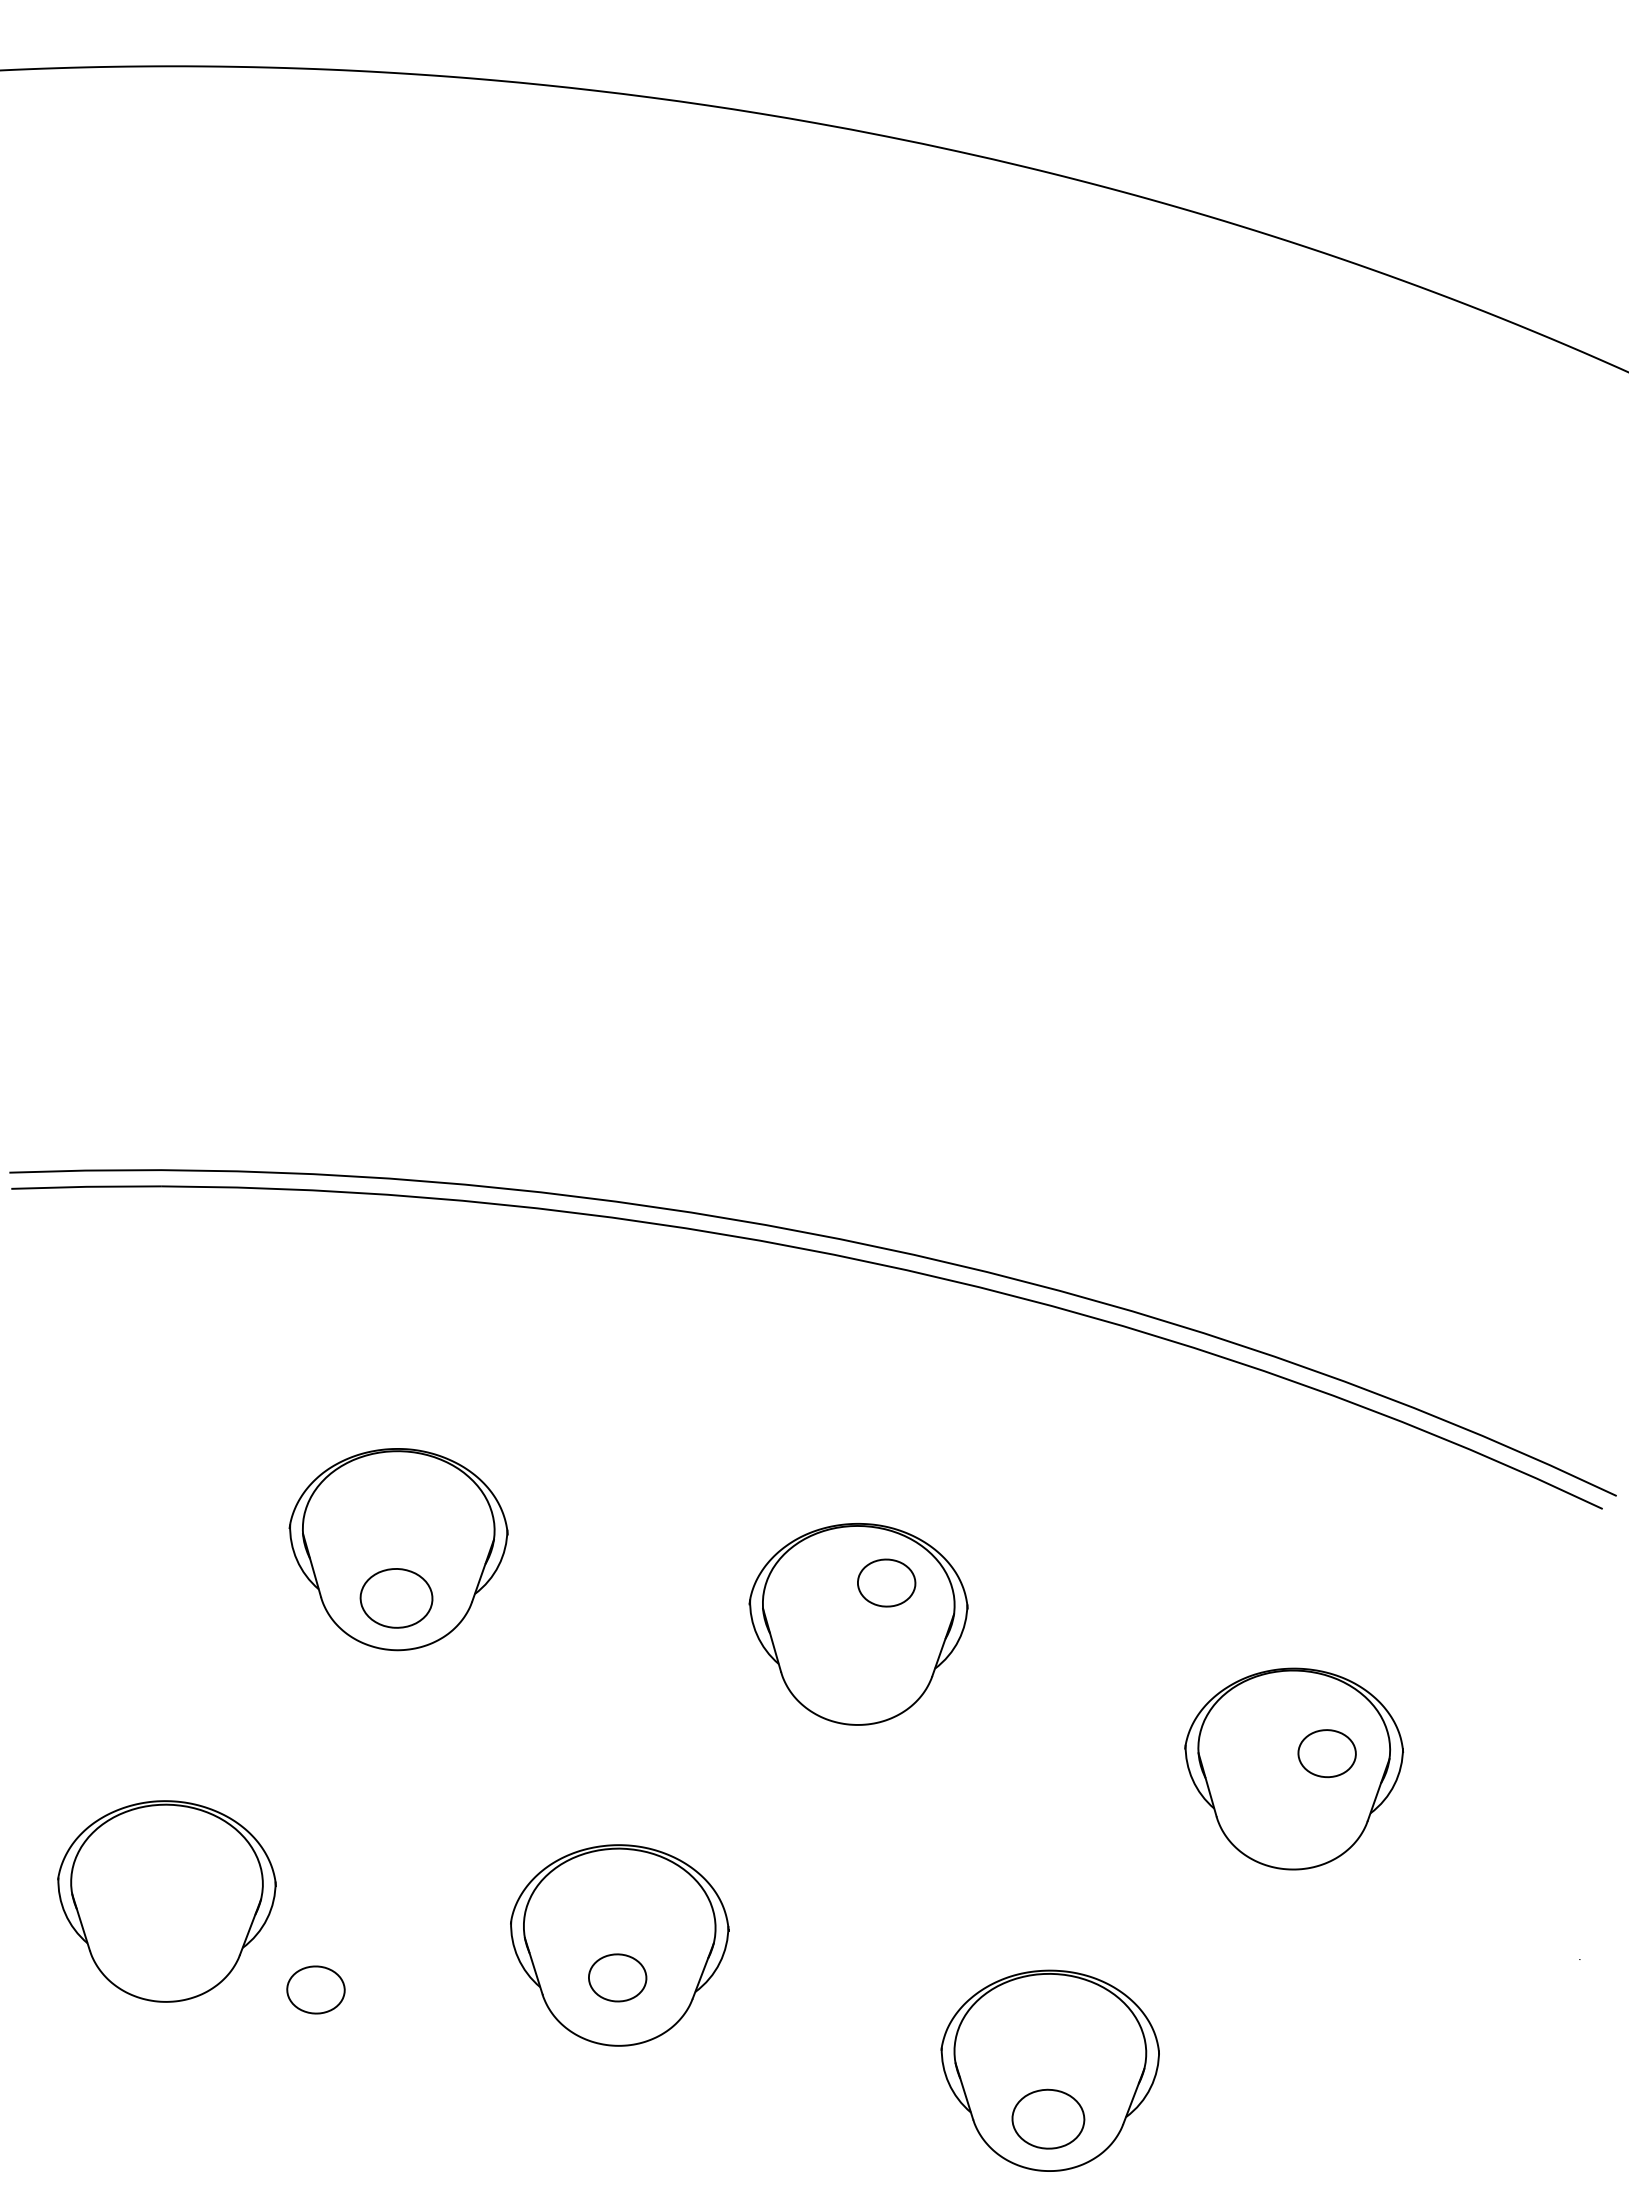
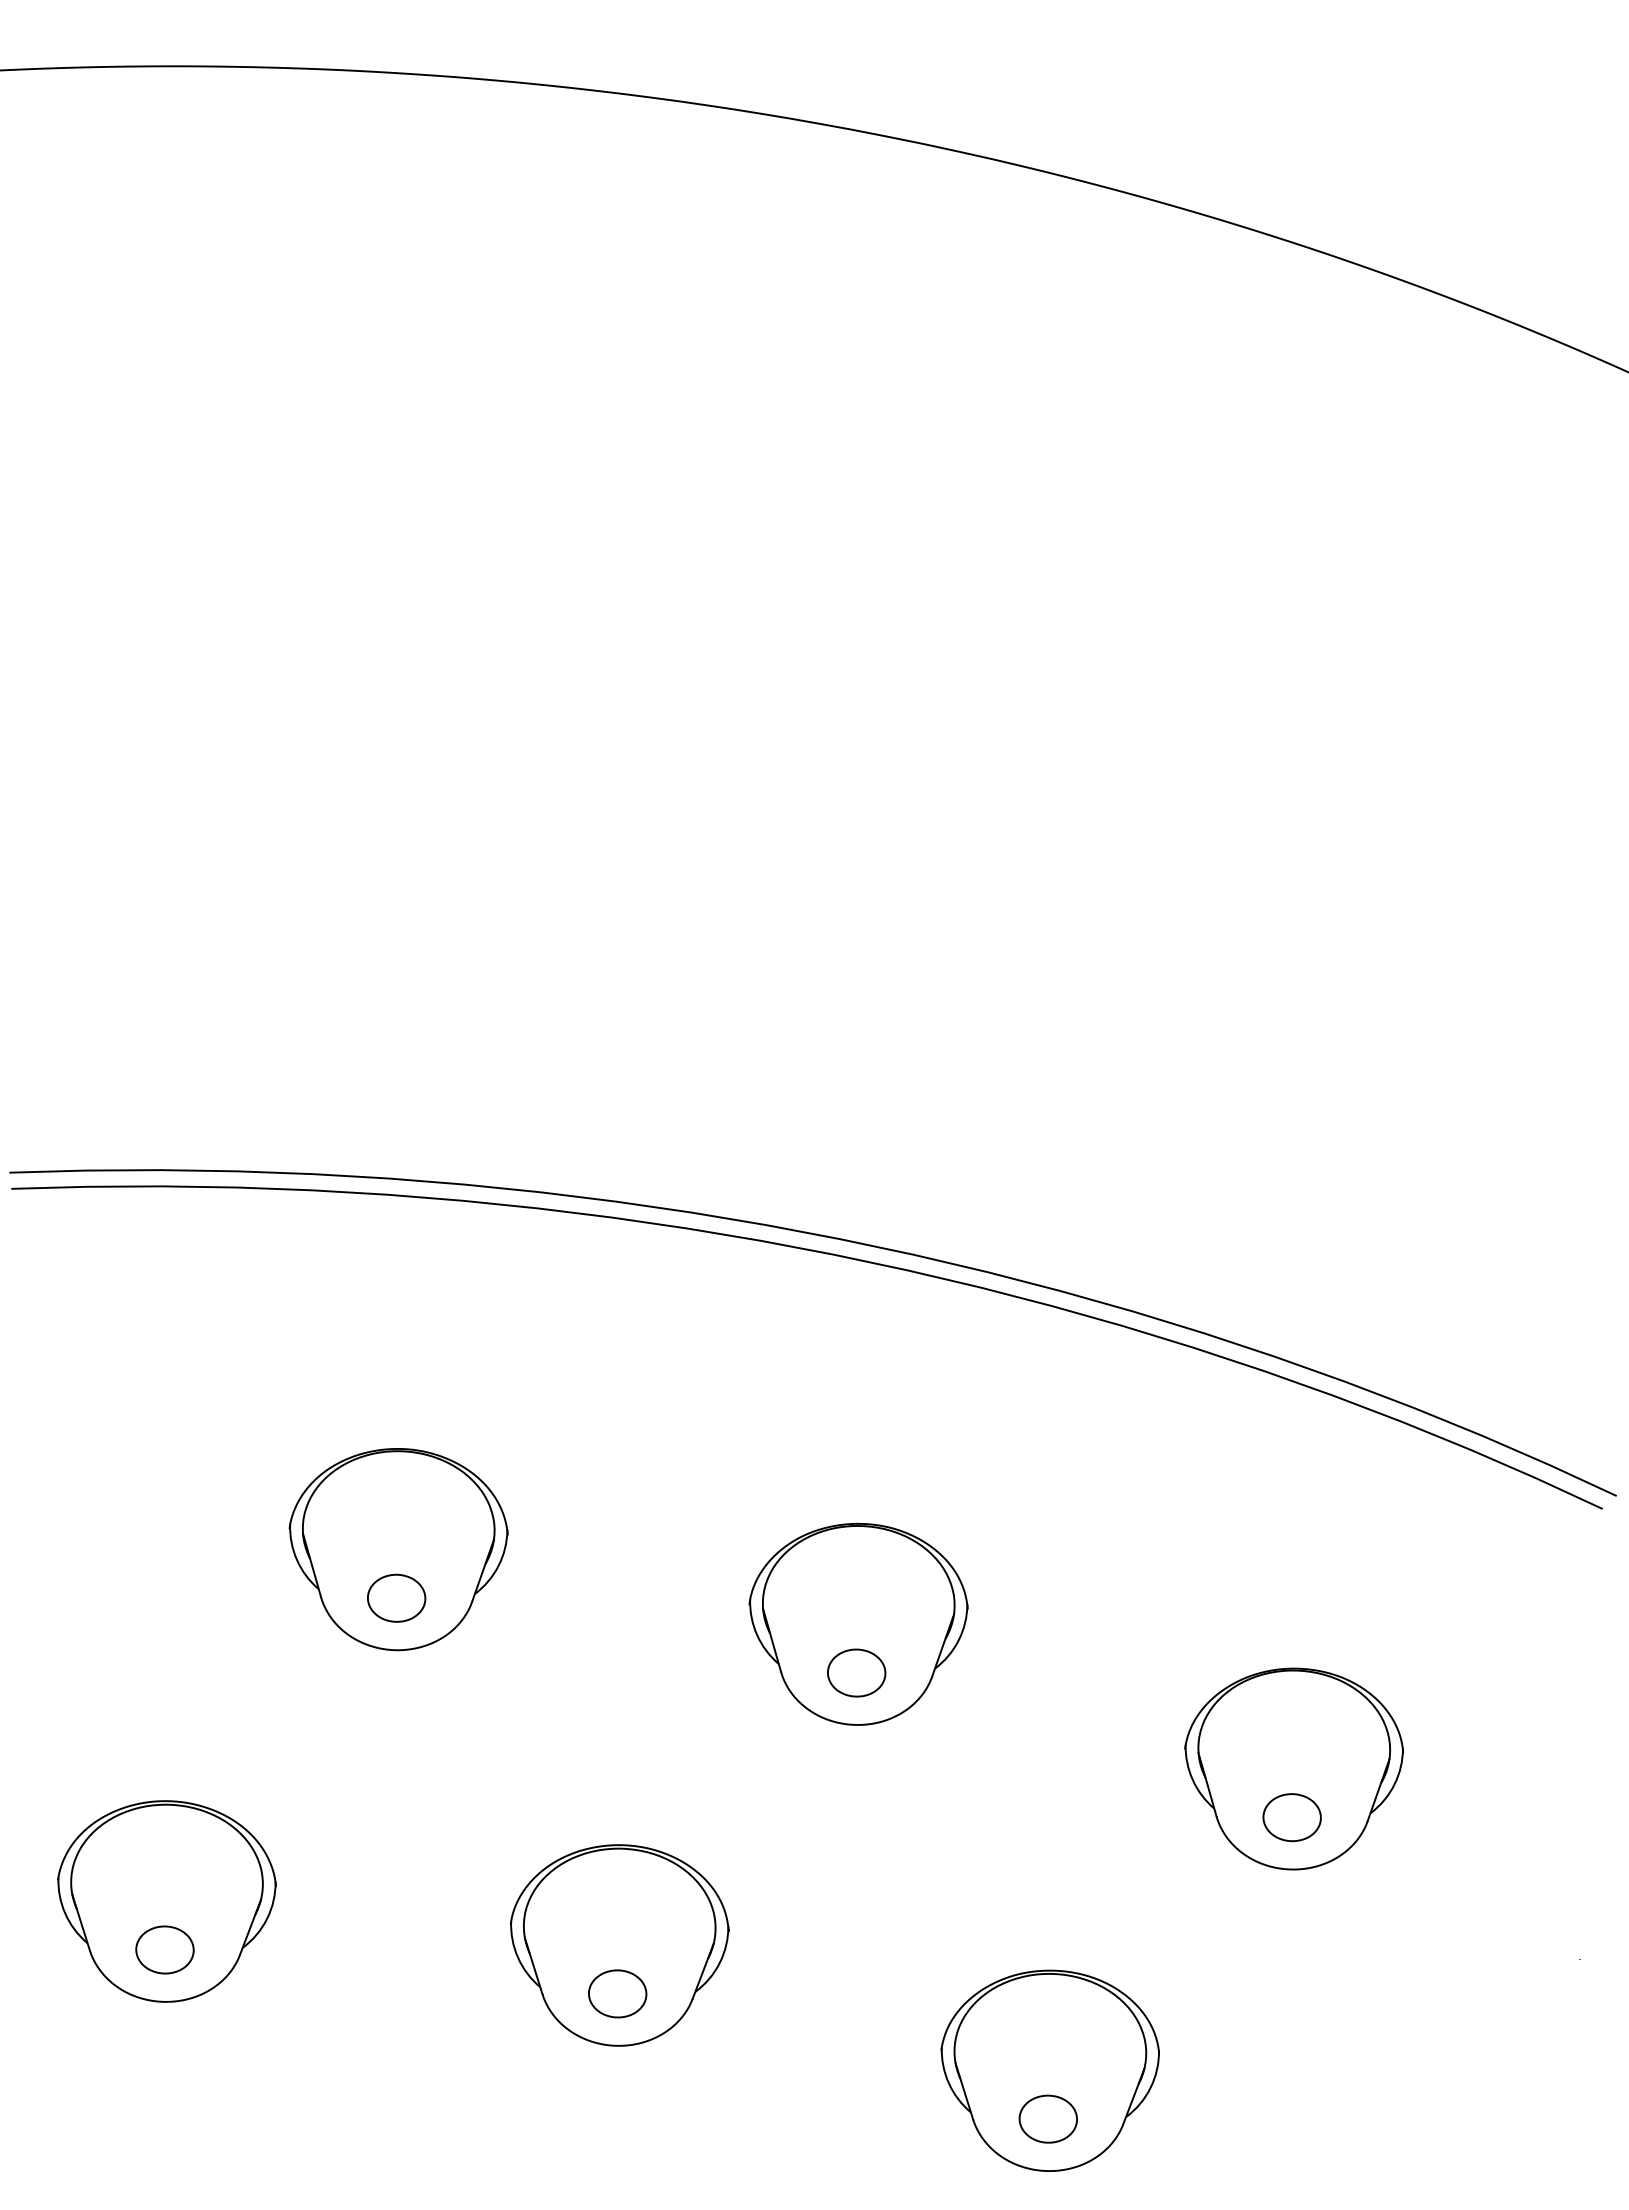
part position: (886, 1582) -> (856, 1672) (856, 1672)
part size: 75x61 px -> 60x50 px (396, 1597)
part position: (1326, 1753) -> (1291, 1817) (1291, 1817)
part position: (617, 1977) -> (617, 1993) (617, 1993)
part position: (315, 1989) -> (164, 1949) (164, 1949)
part size: 75x62 px -> 60x50 px (1047, 2118)
